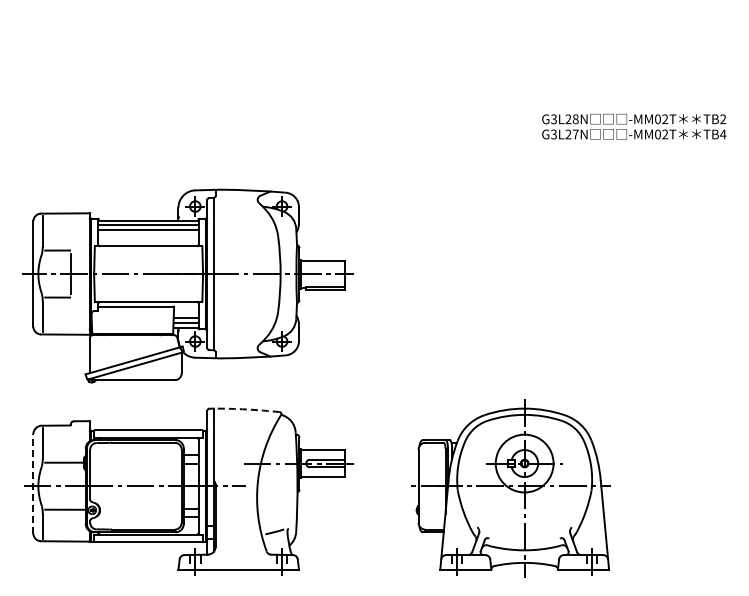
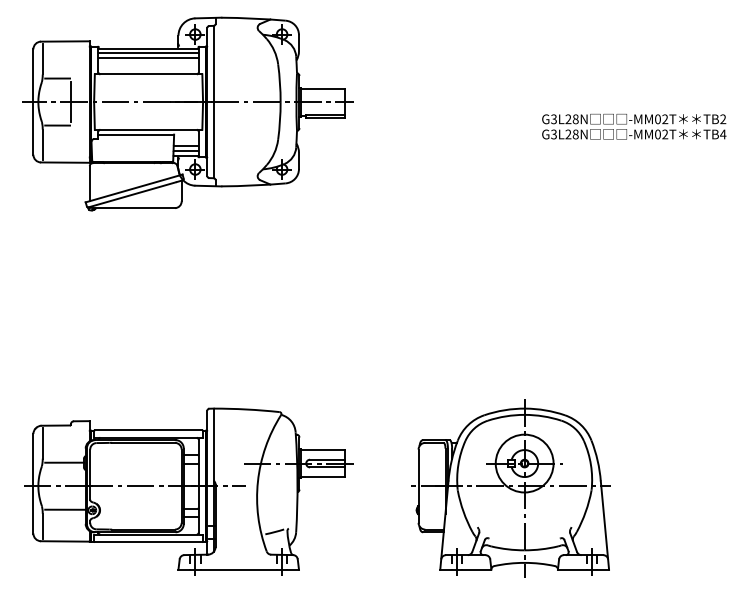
text: G3L27N -> G3L28N (575, 134)
part position: (187, 285) -> (187, 113) (187, 113)
arc: dashed -> solid (246, 409)
line: dashed -> solid (33, 483)
